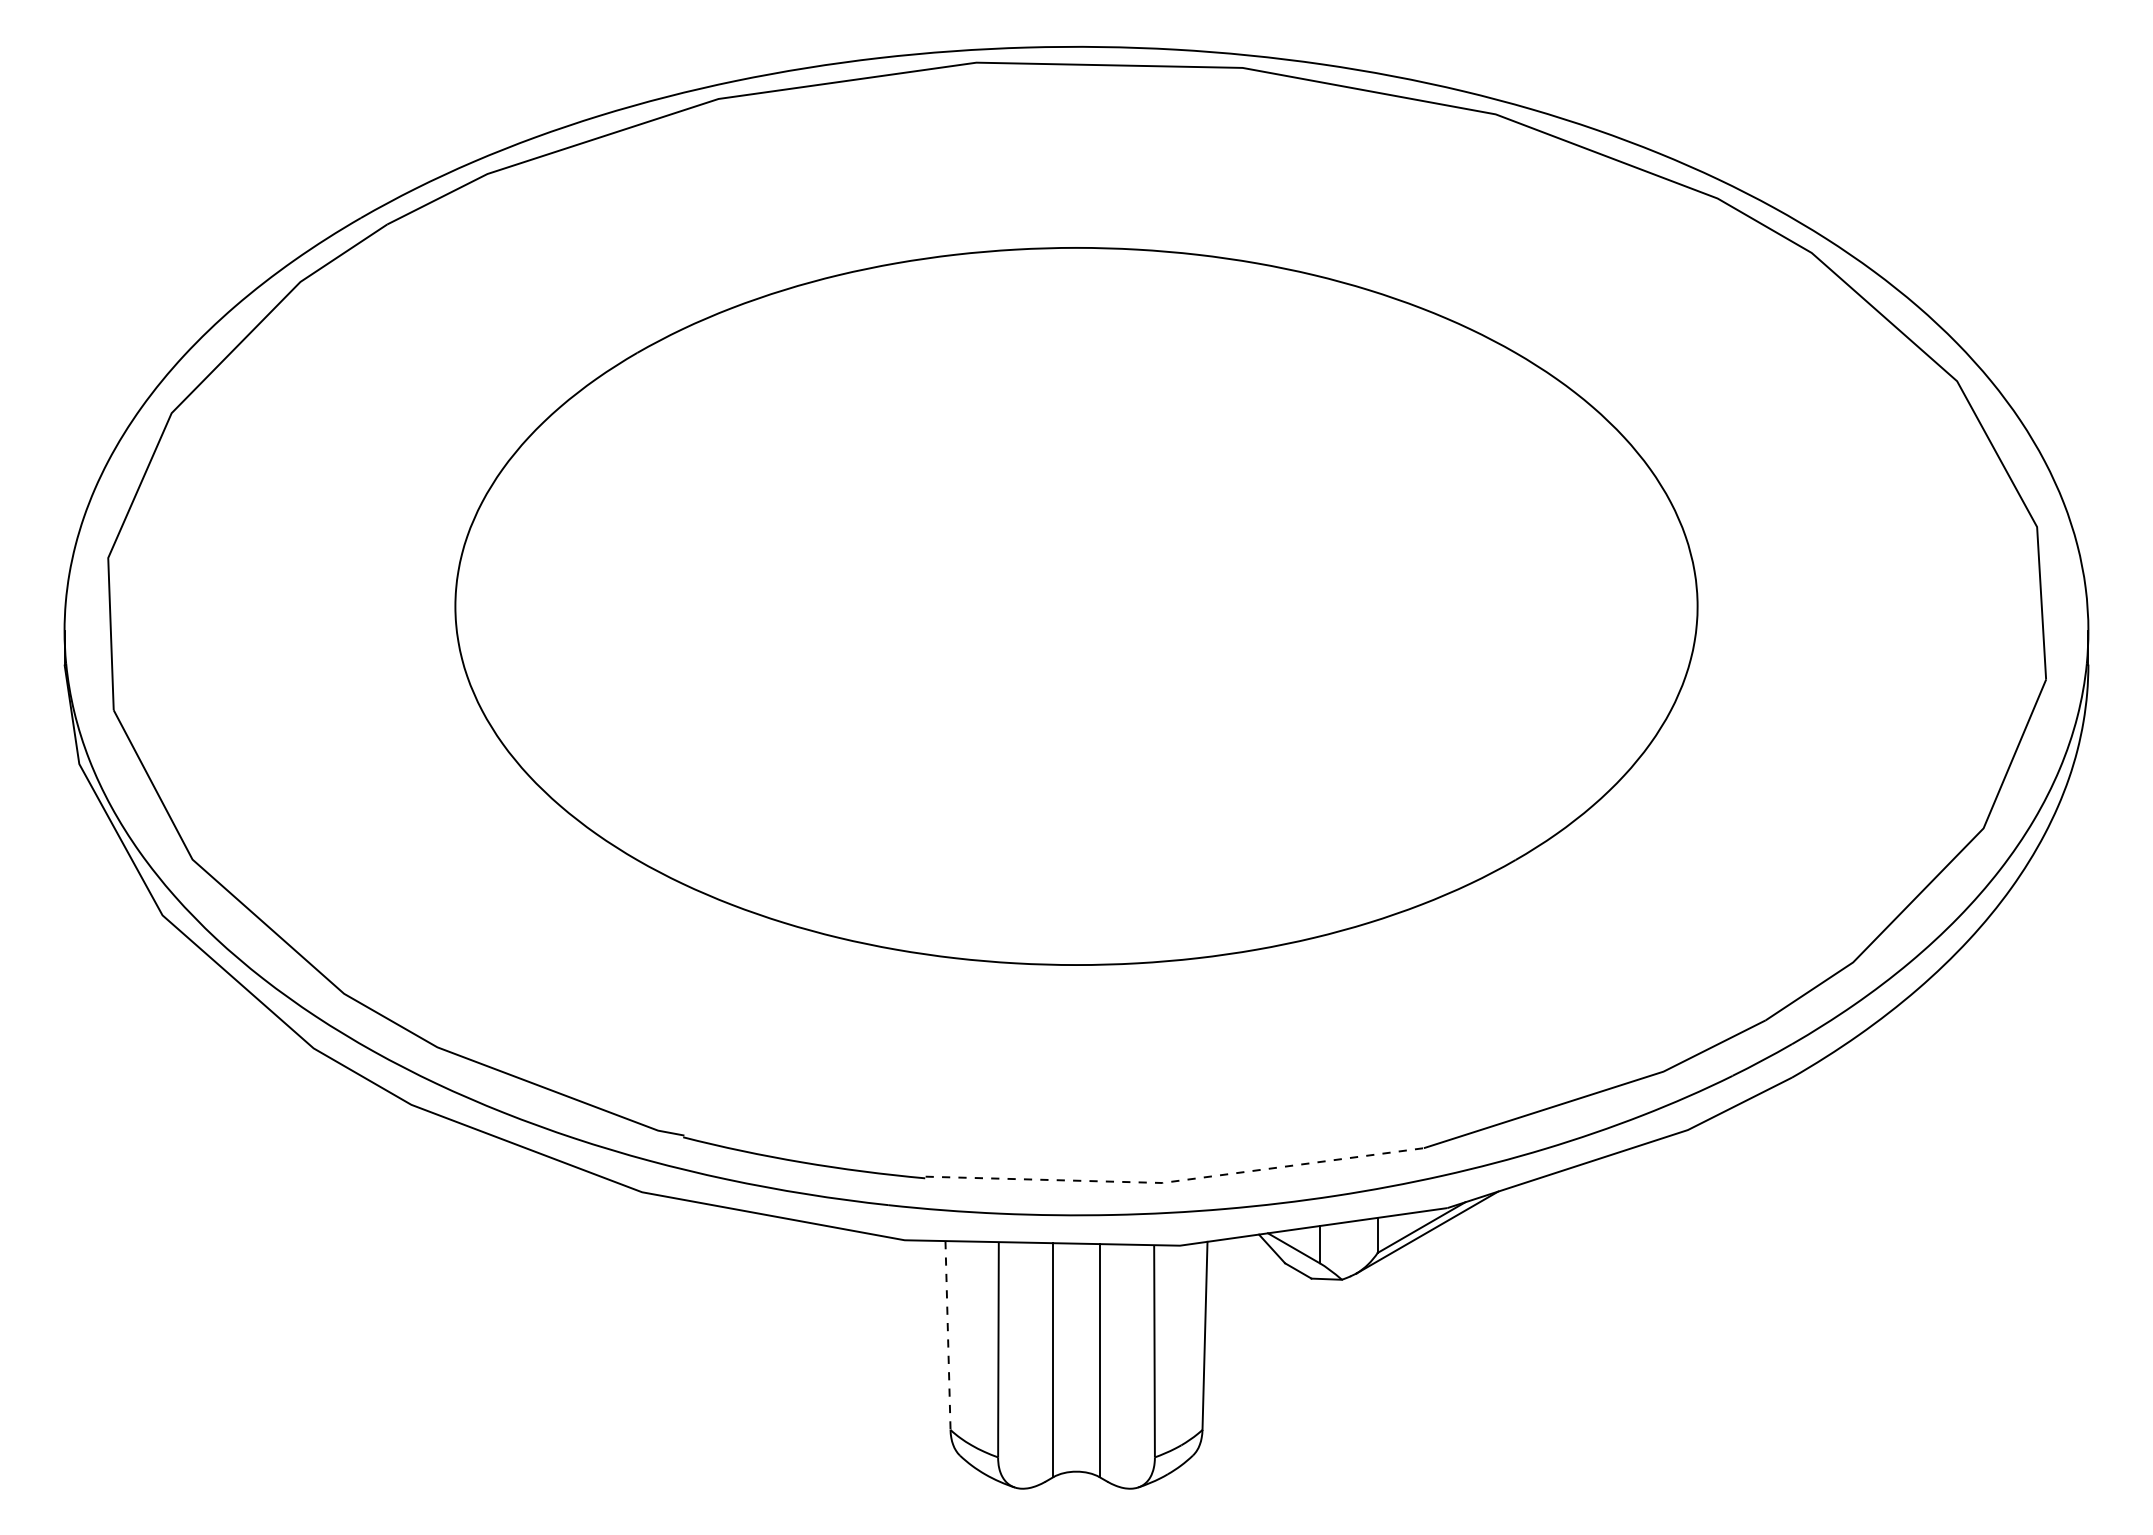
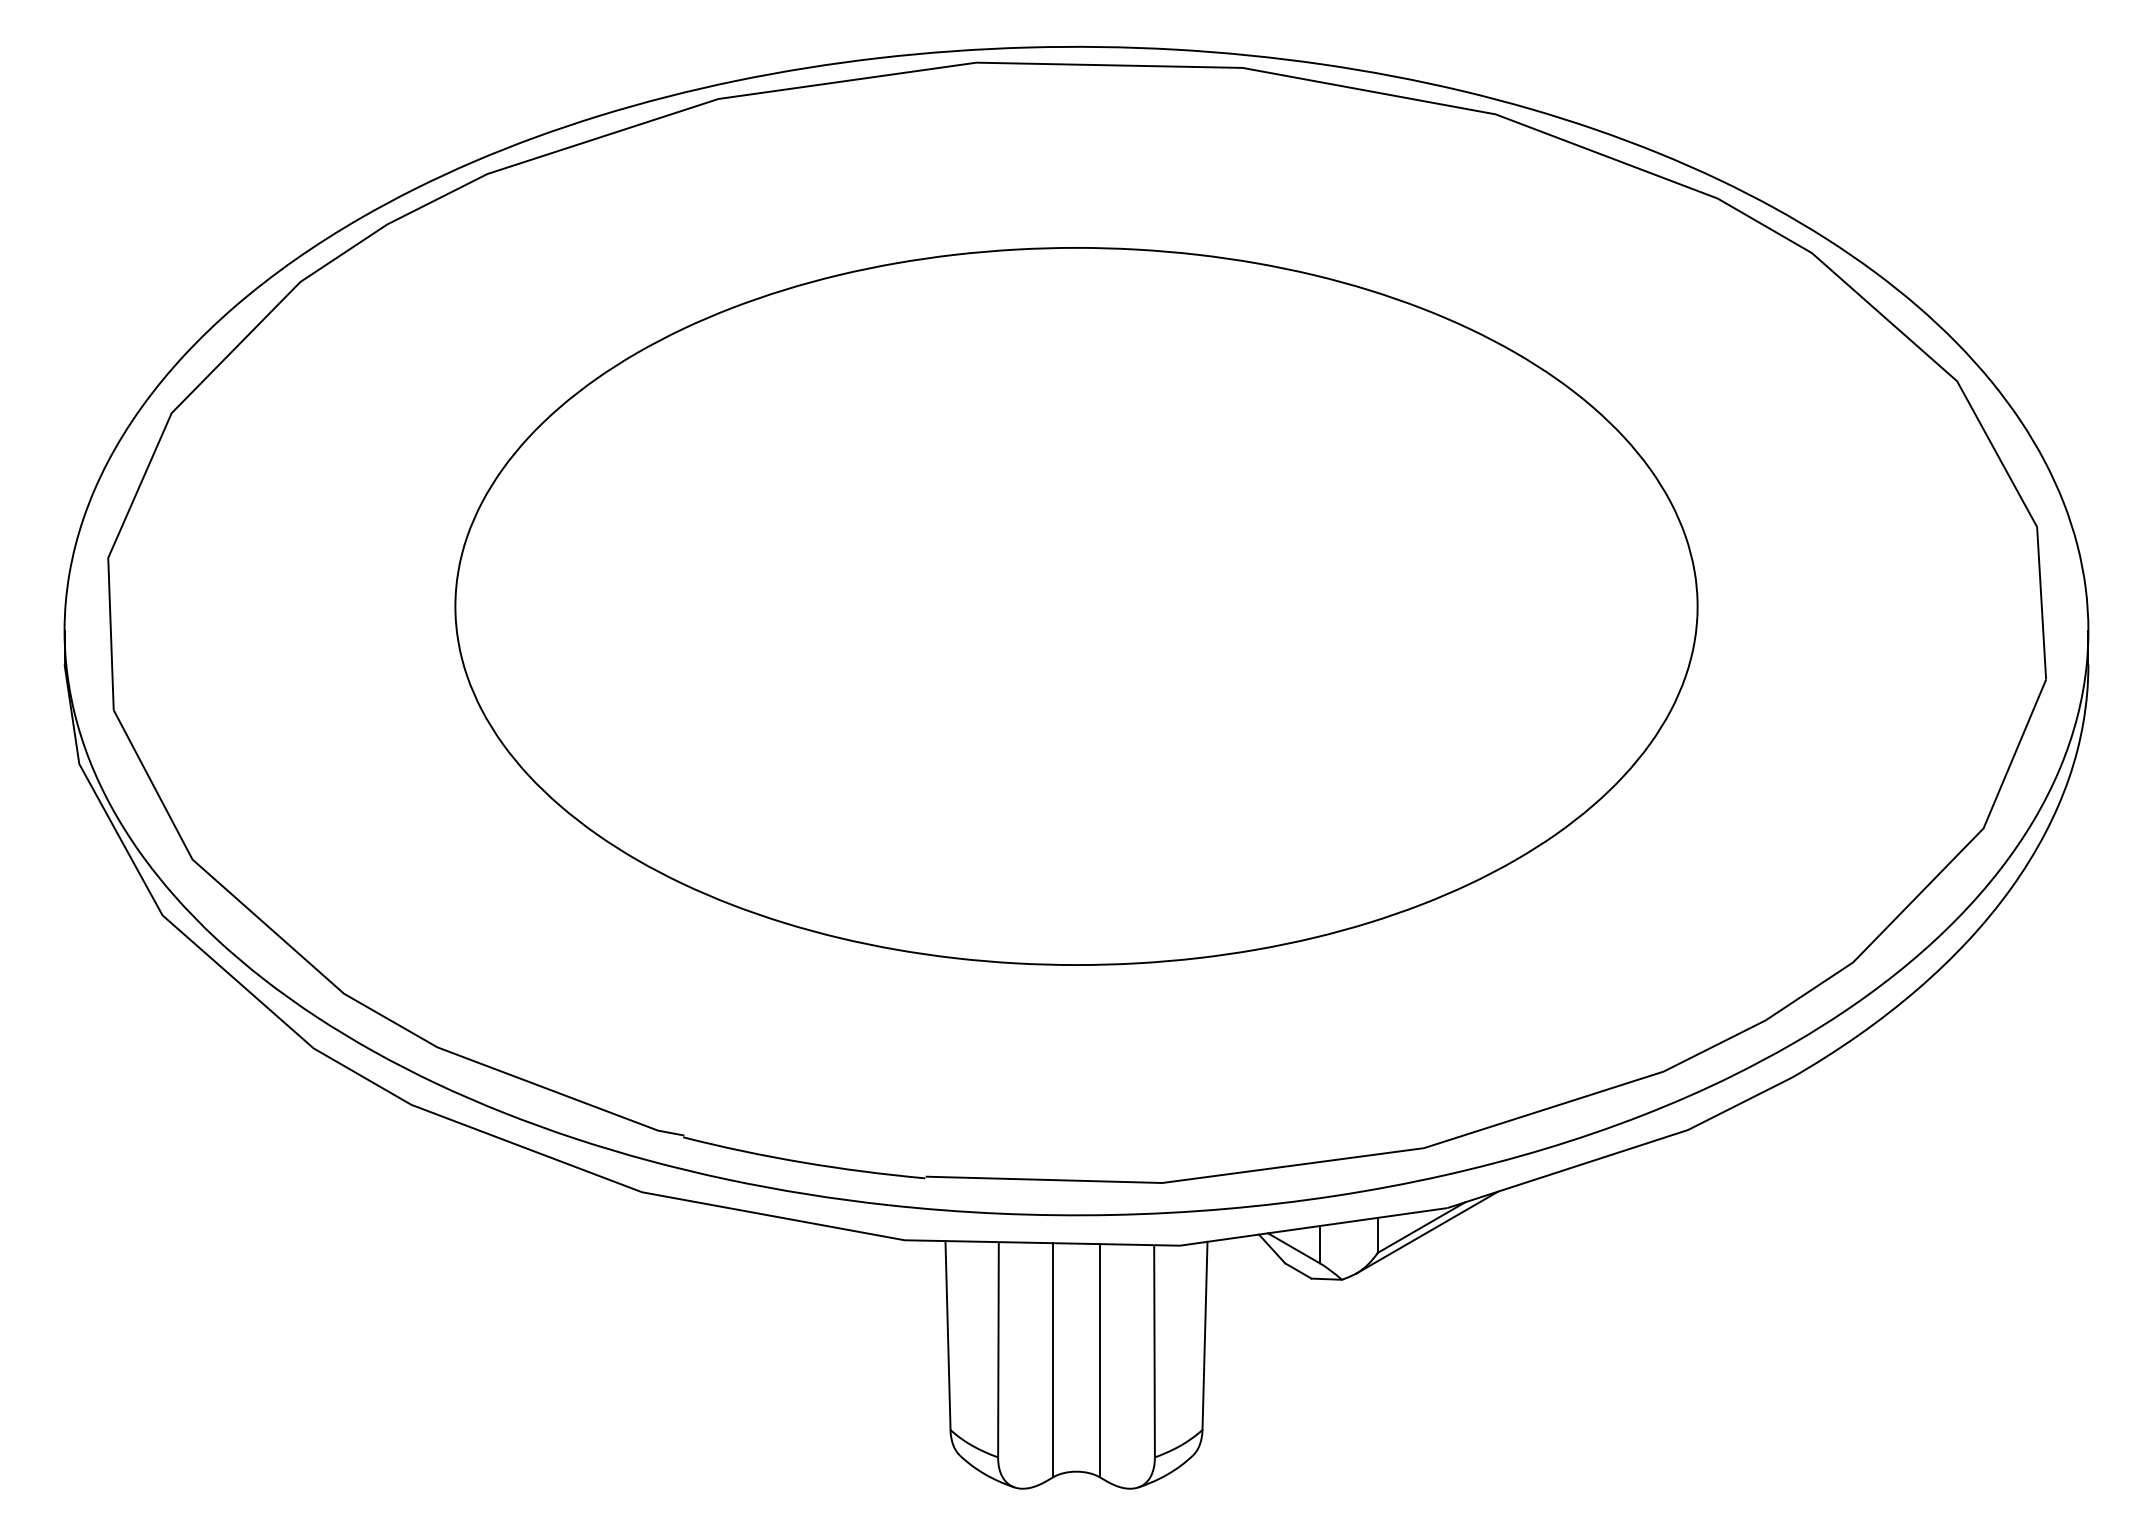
line: dashed -> solid (1175, 1181)
line: dashed -> solid (948, 1336)
